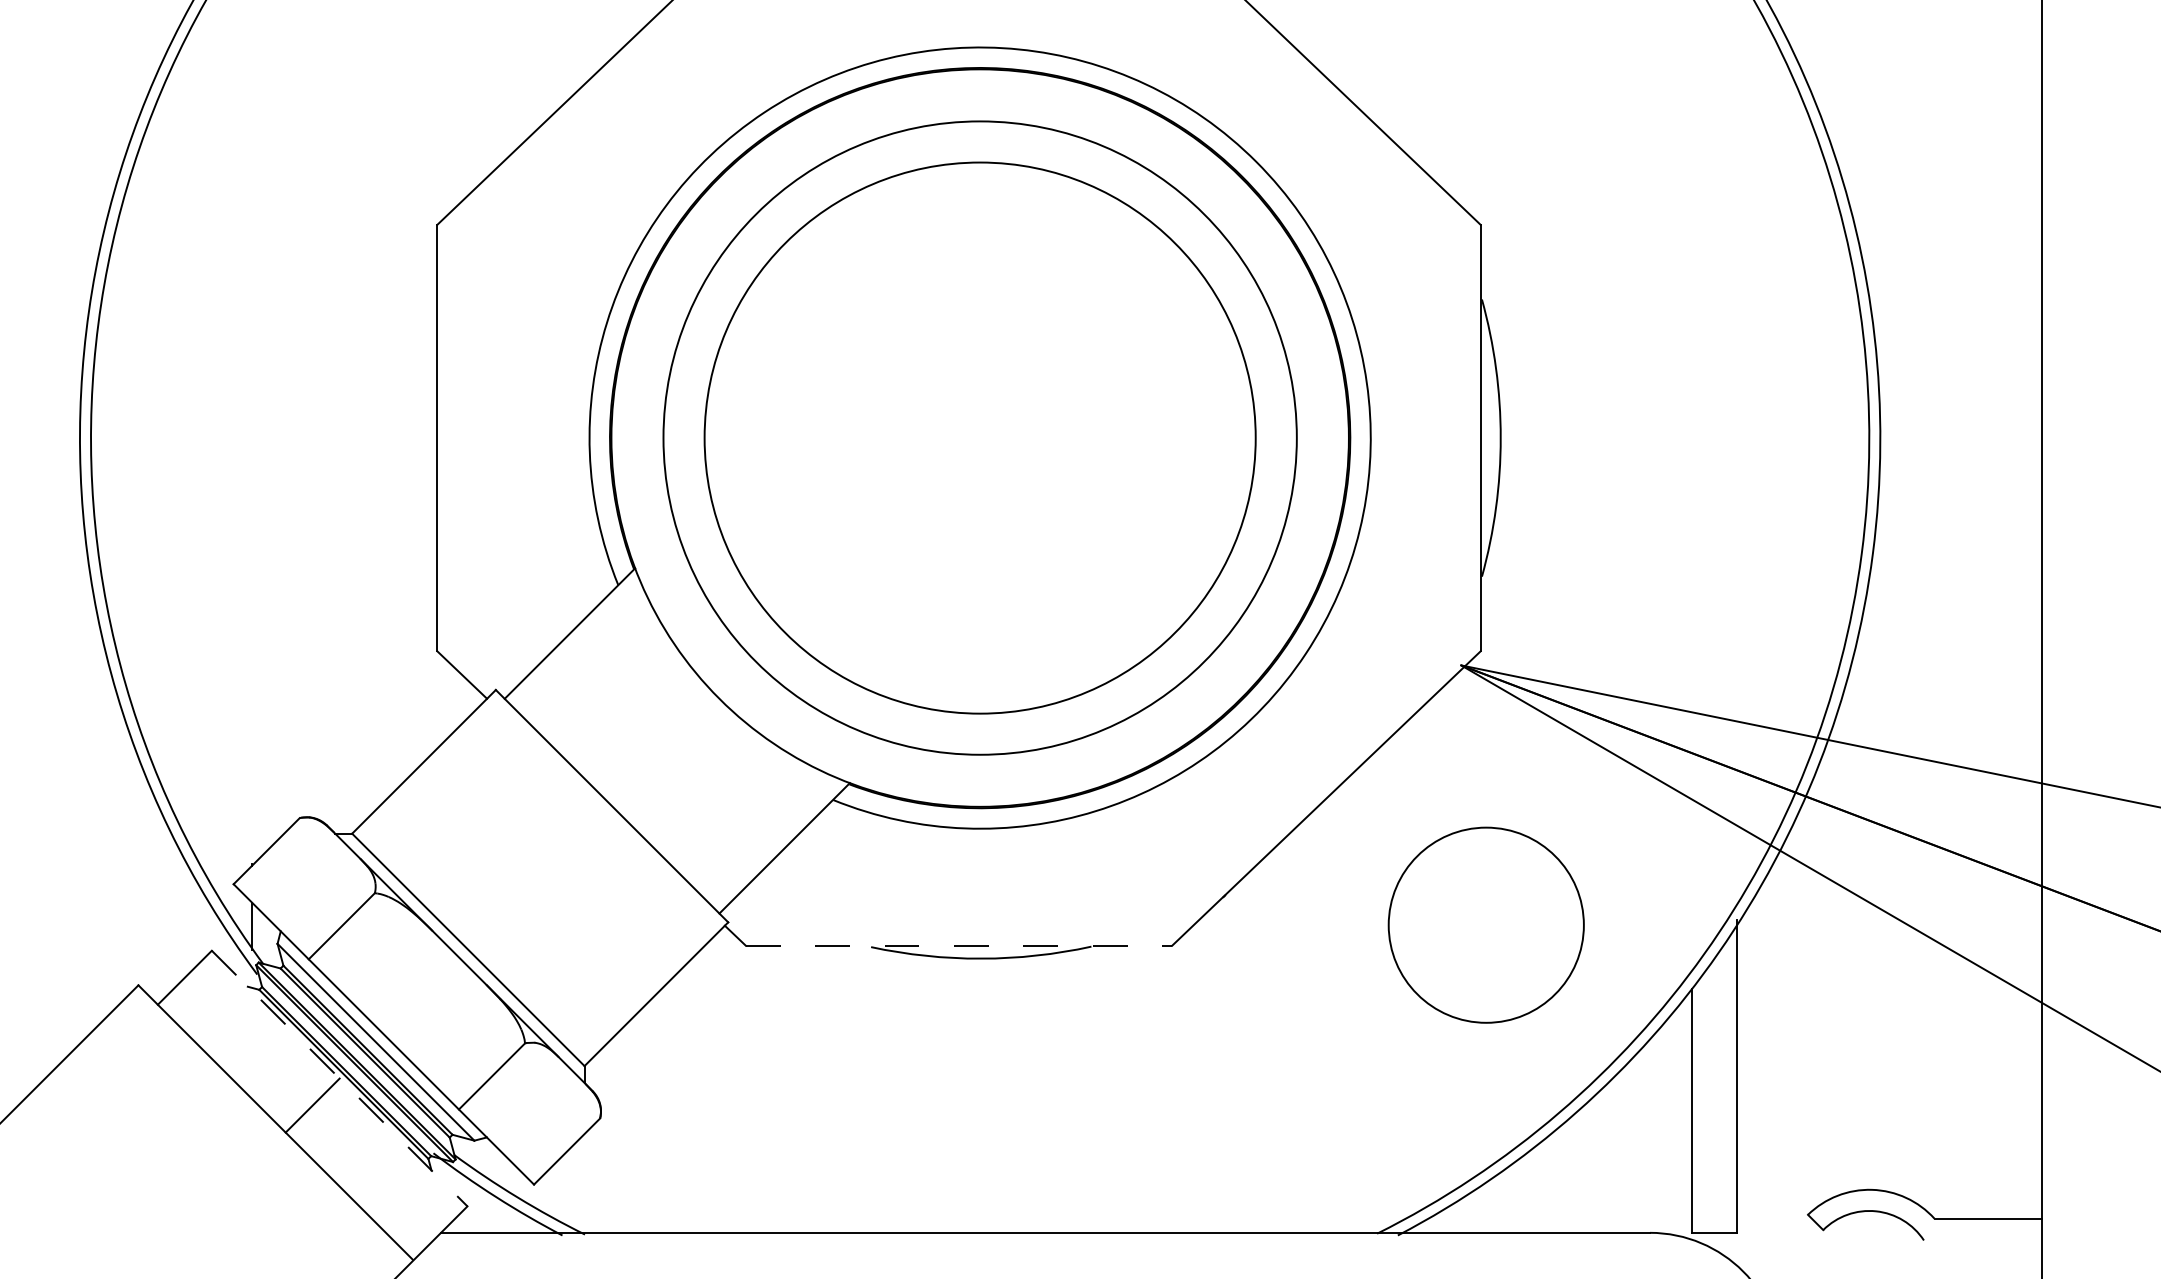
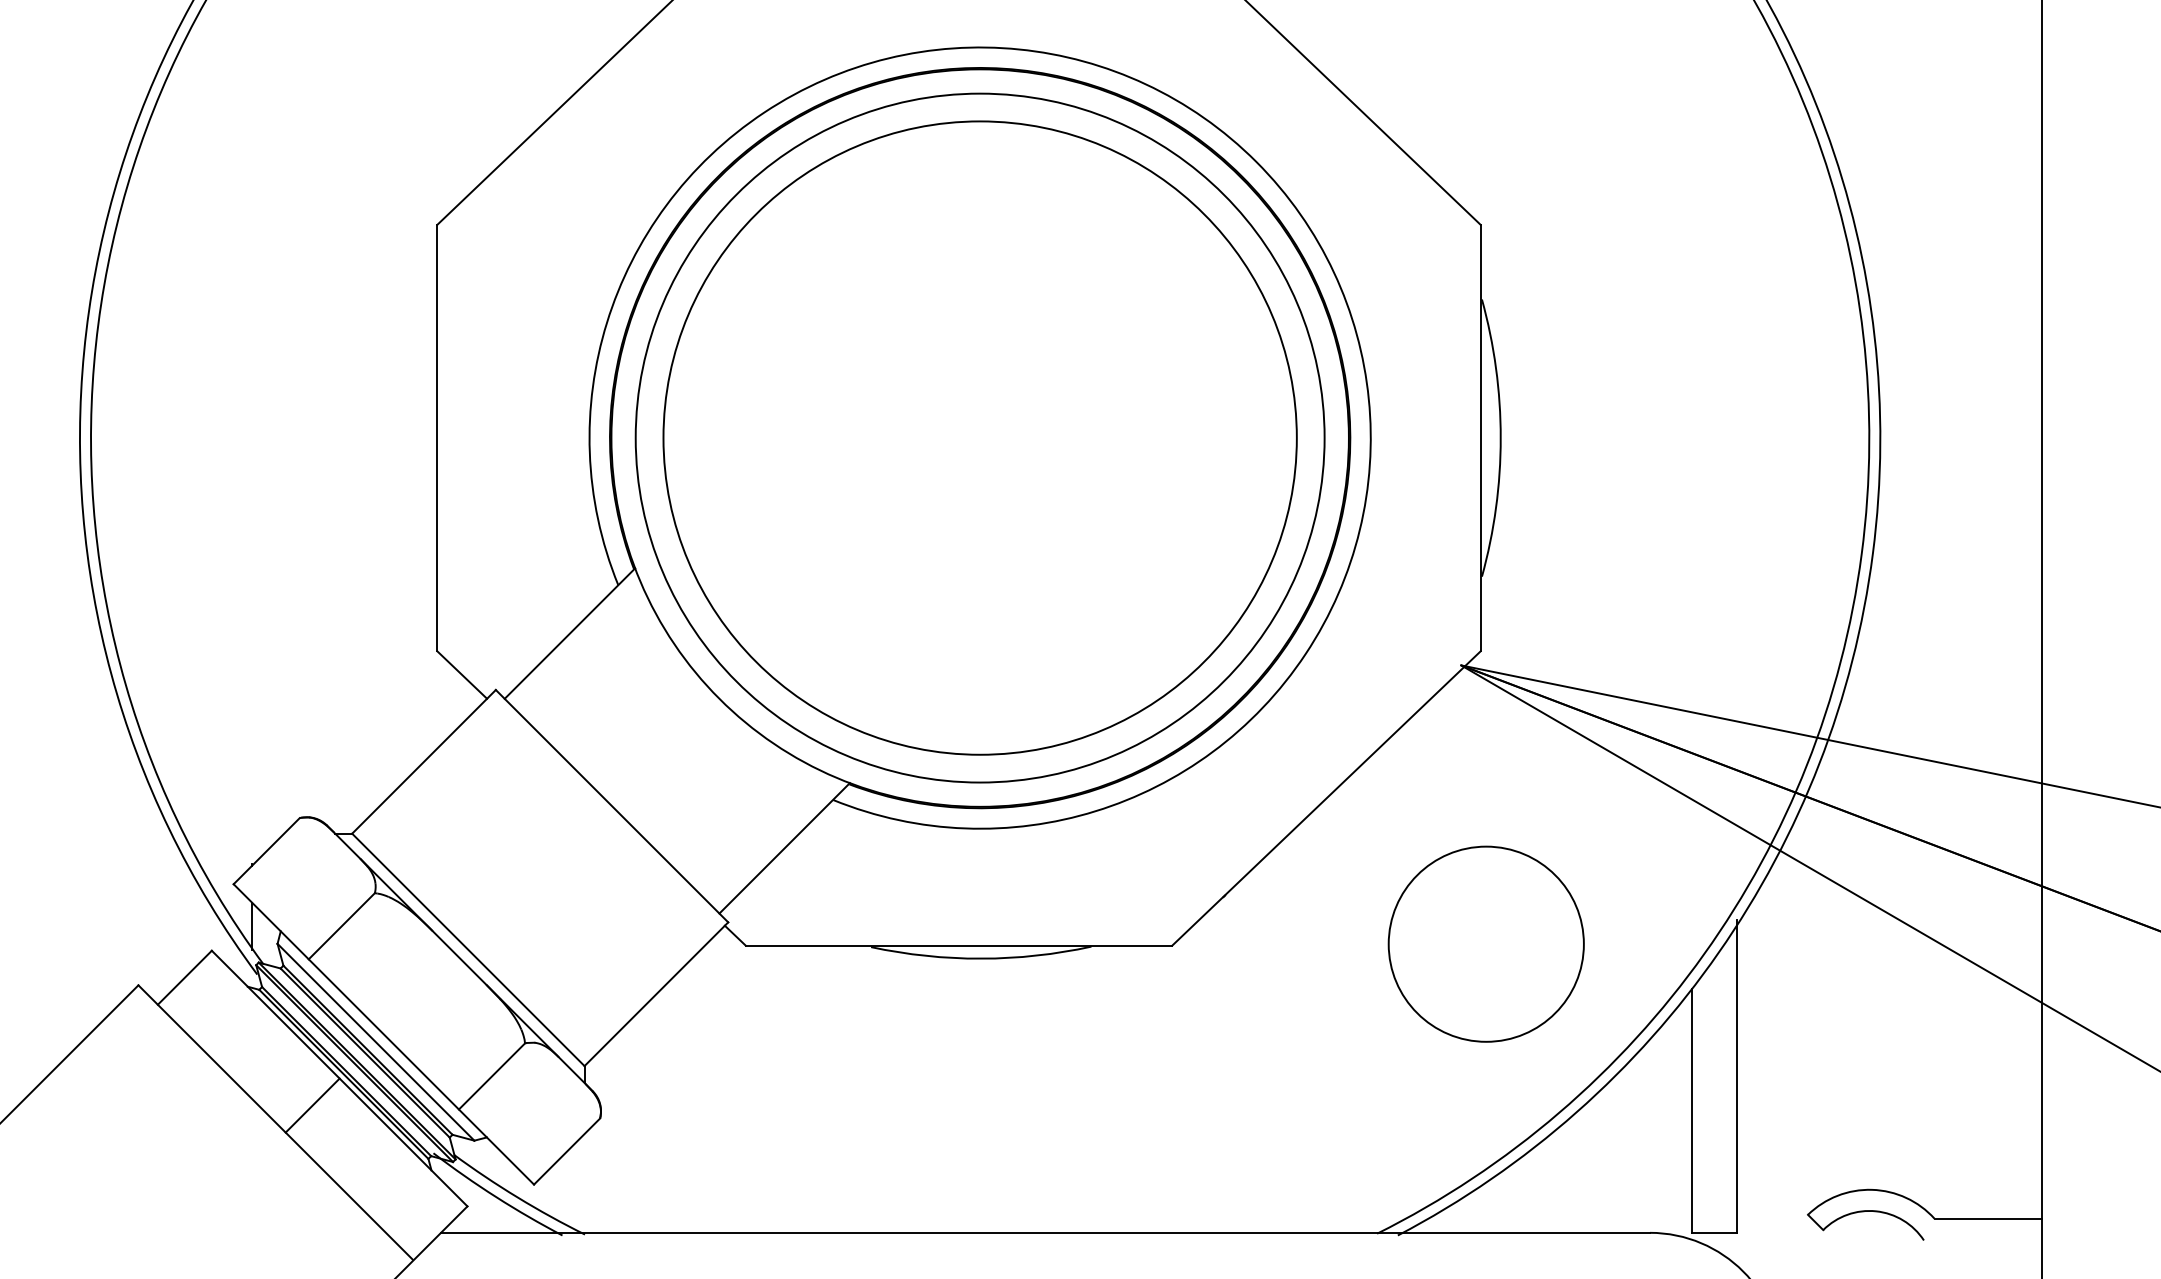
circle diameter: 551 px -> 689 px (979, 437)
circle position: (1485, 924) -> (1485, 943) (1485, 943)
line: dashed -> solid (959, 945)
line: dashed -> solid (339, 1078)
